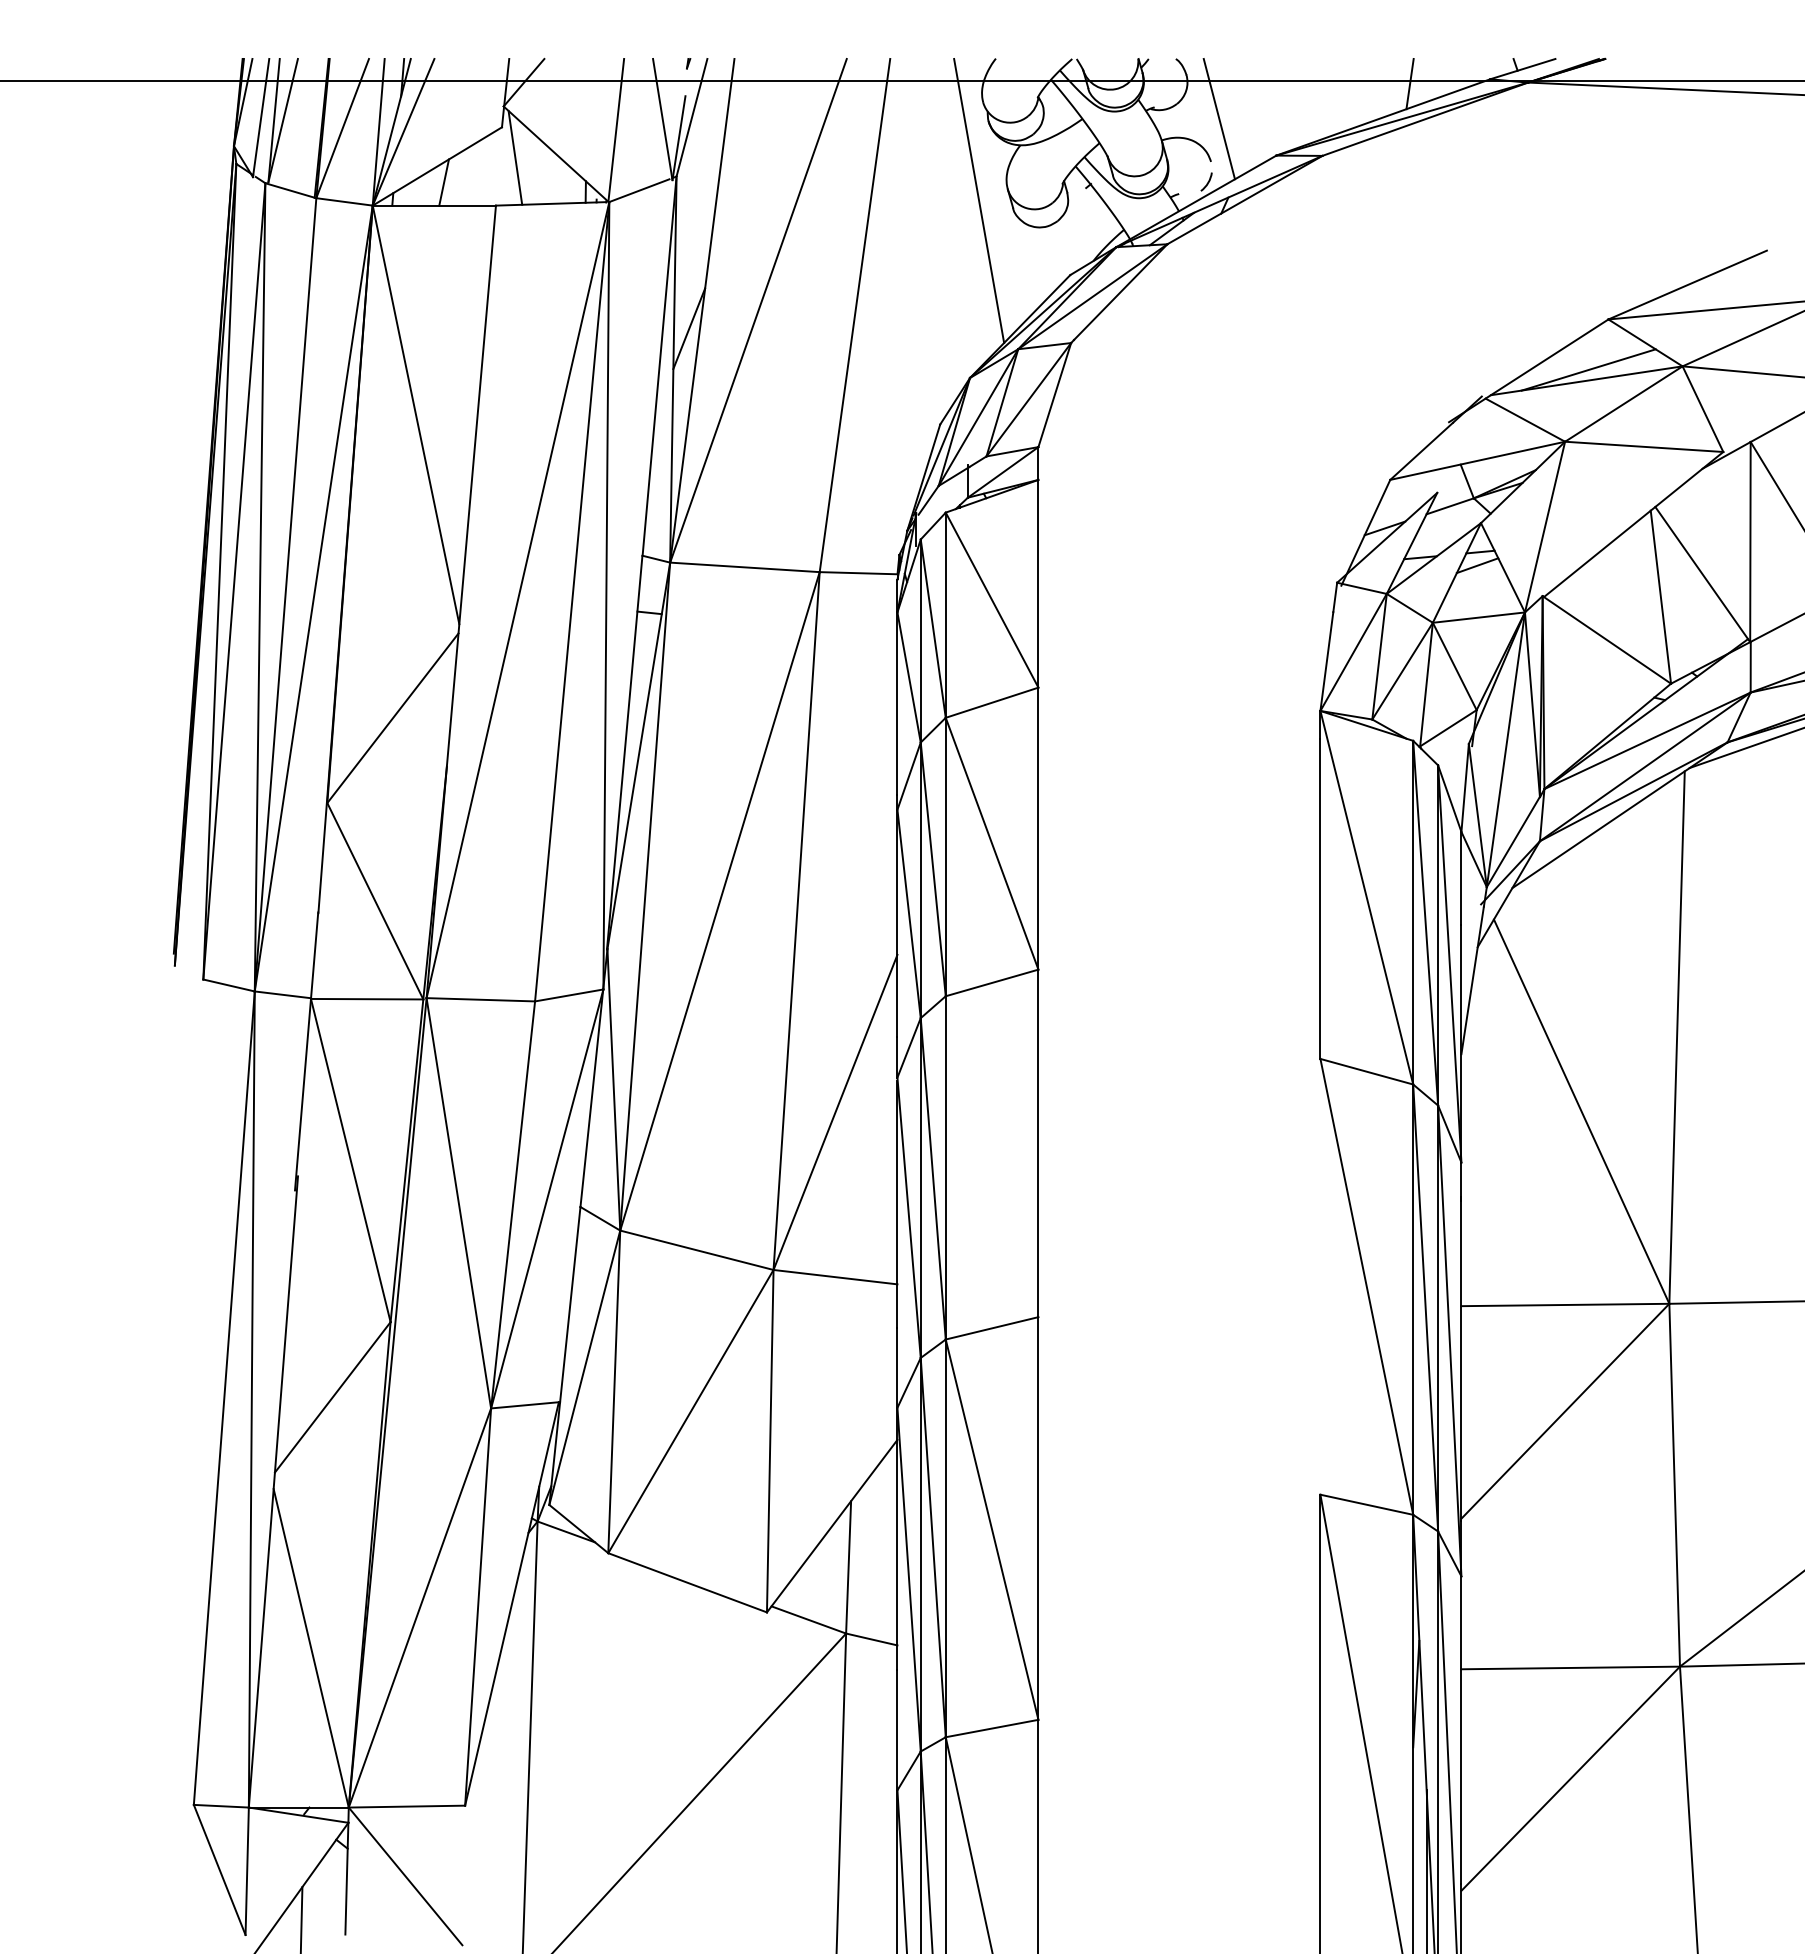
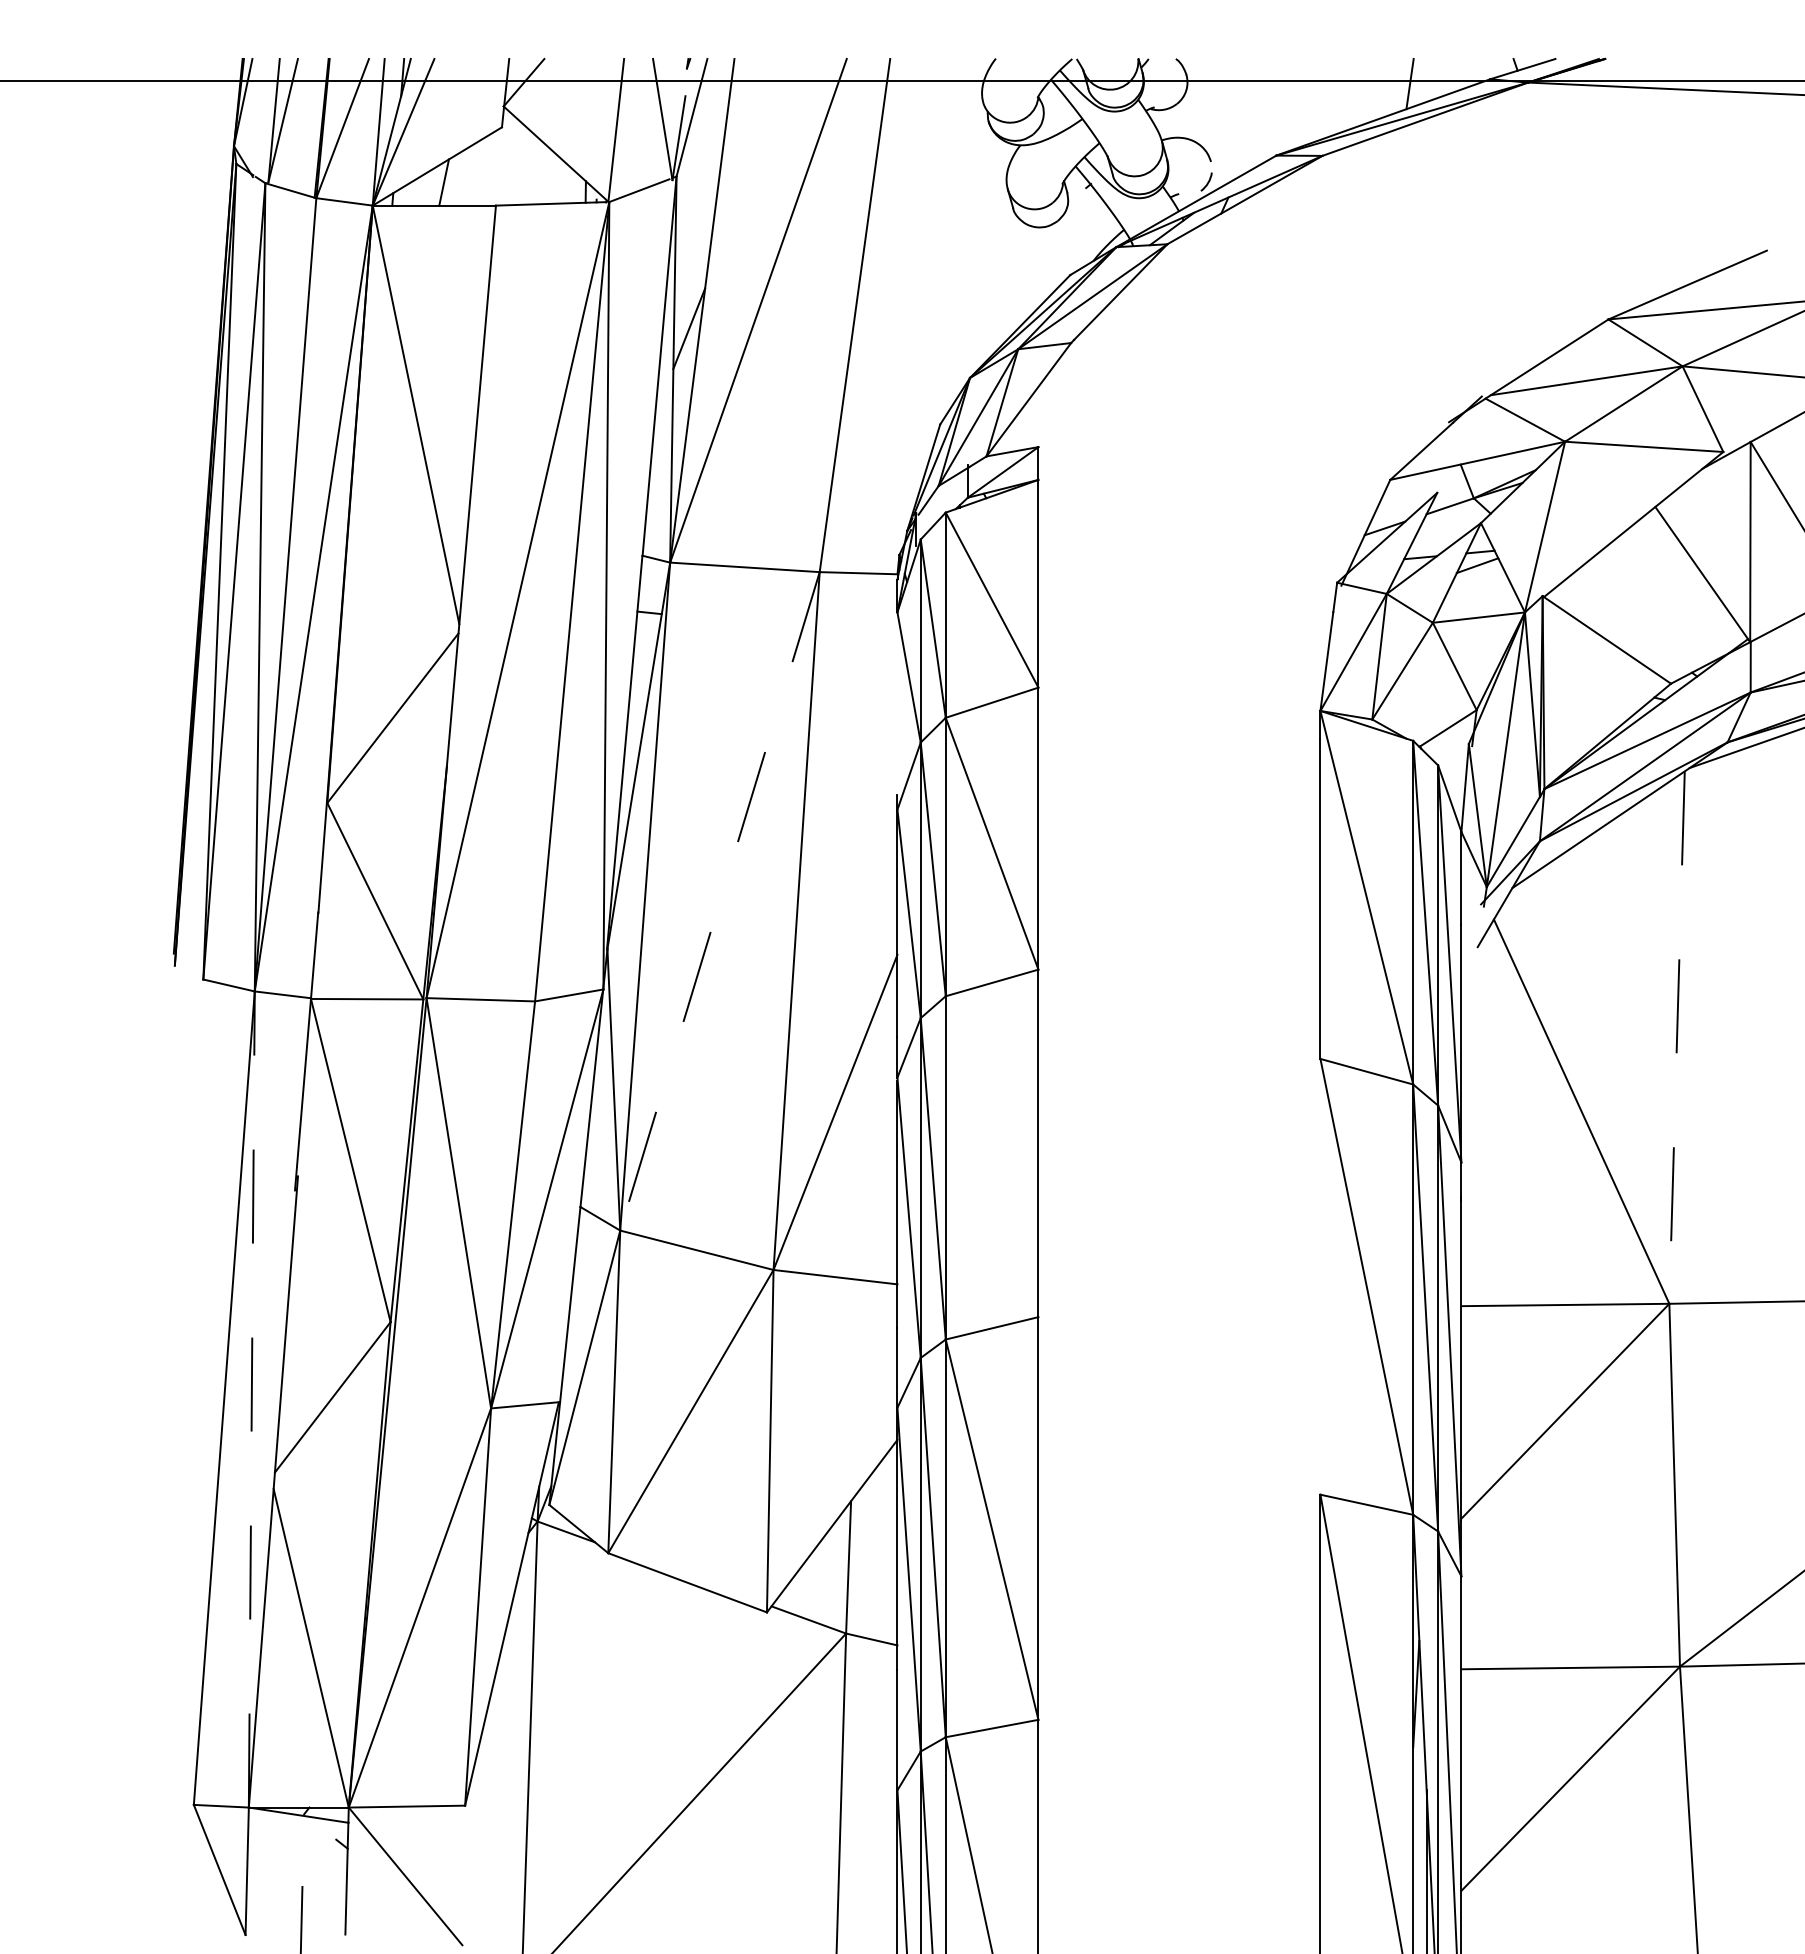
line: present -> none (260, 117)
line: present -> none (1218, 118)
line: present -> none (515, 157)
line: present -> none (979, 200)
line: present -> none (1588, 369)
line: present -> none (1054, 395)
line: present -> none (1660, 596)
line: present -> none (1426, 684)
line: present -> none (897, 703)
line: solid -> dashed (719, 901)
line: present -> none (1472, 980)
line: solid -> dashed (1677, 1038)
line: solid -> dashed (251, 1399)
line: present -> none (302, 1886)
